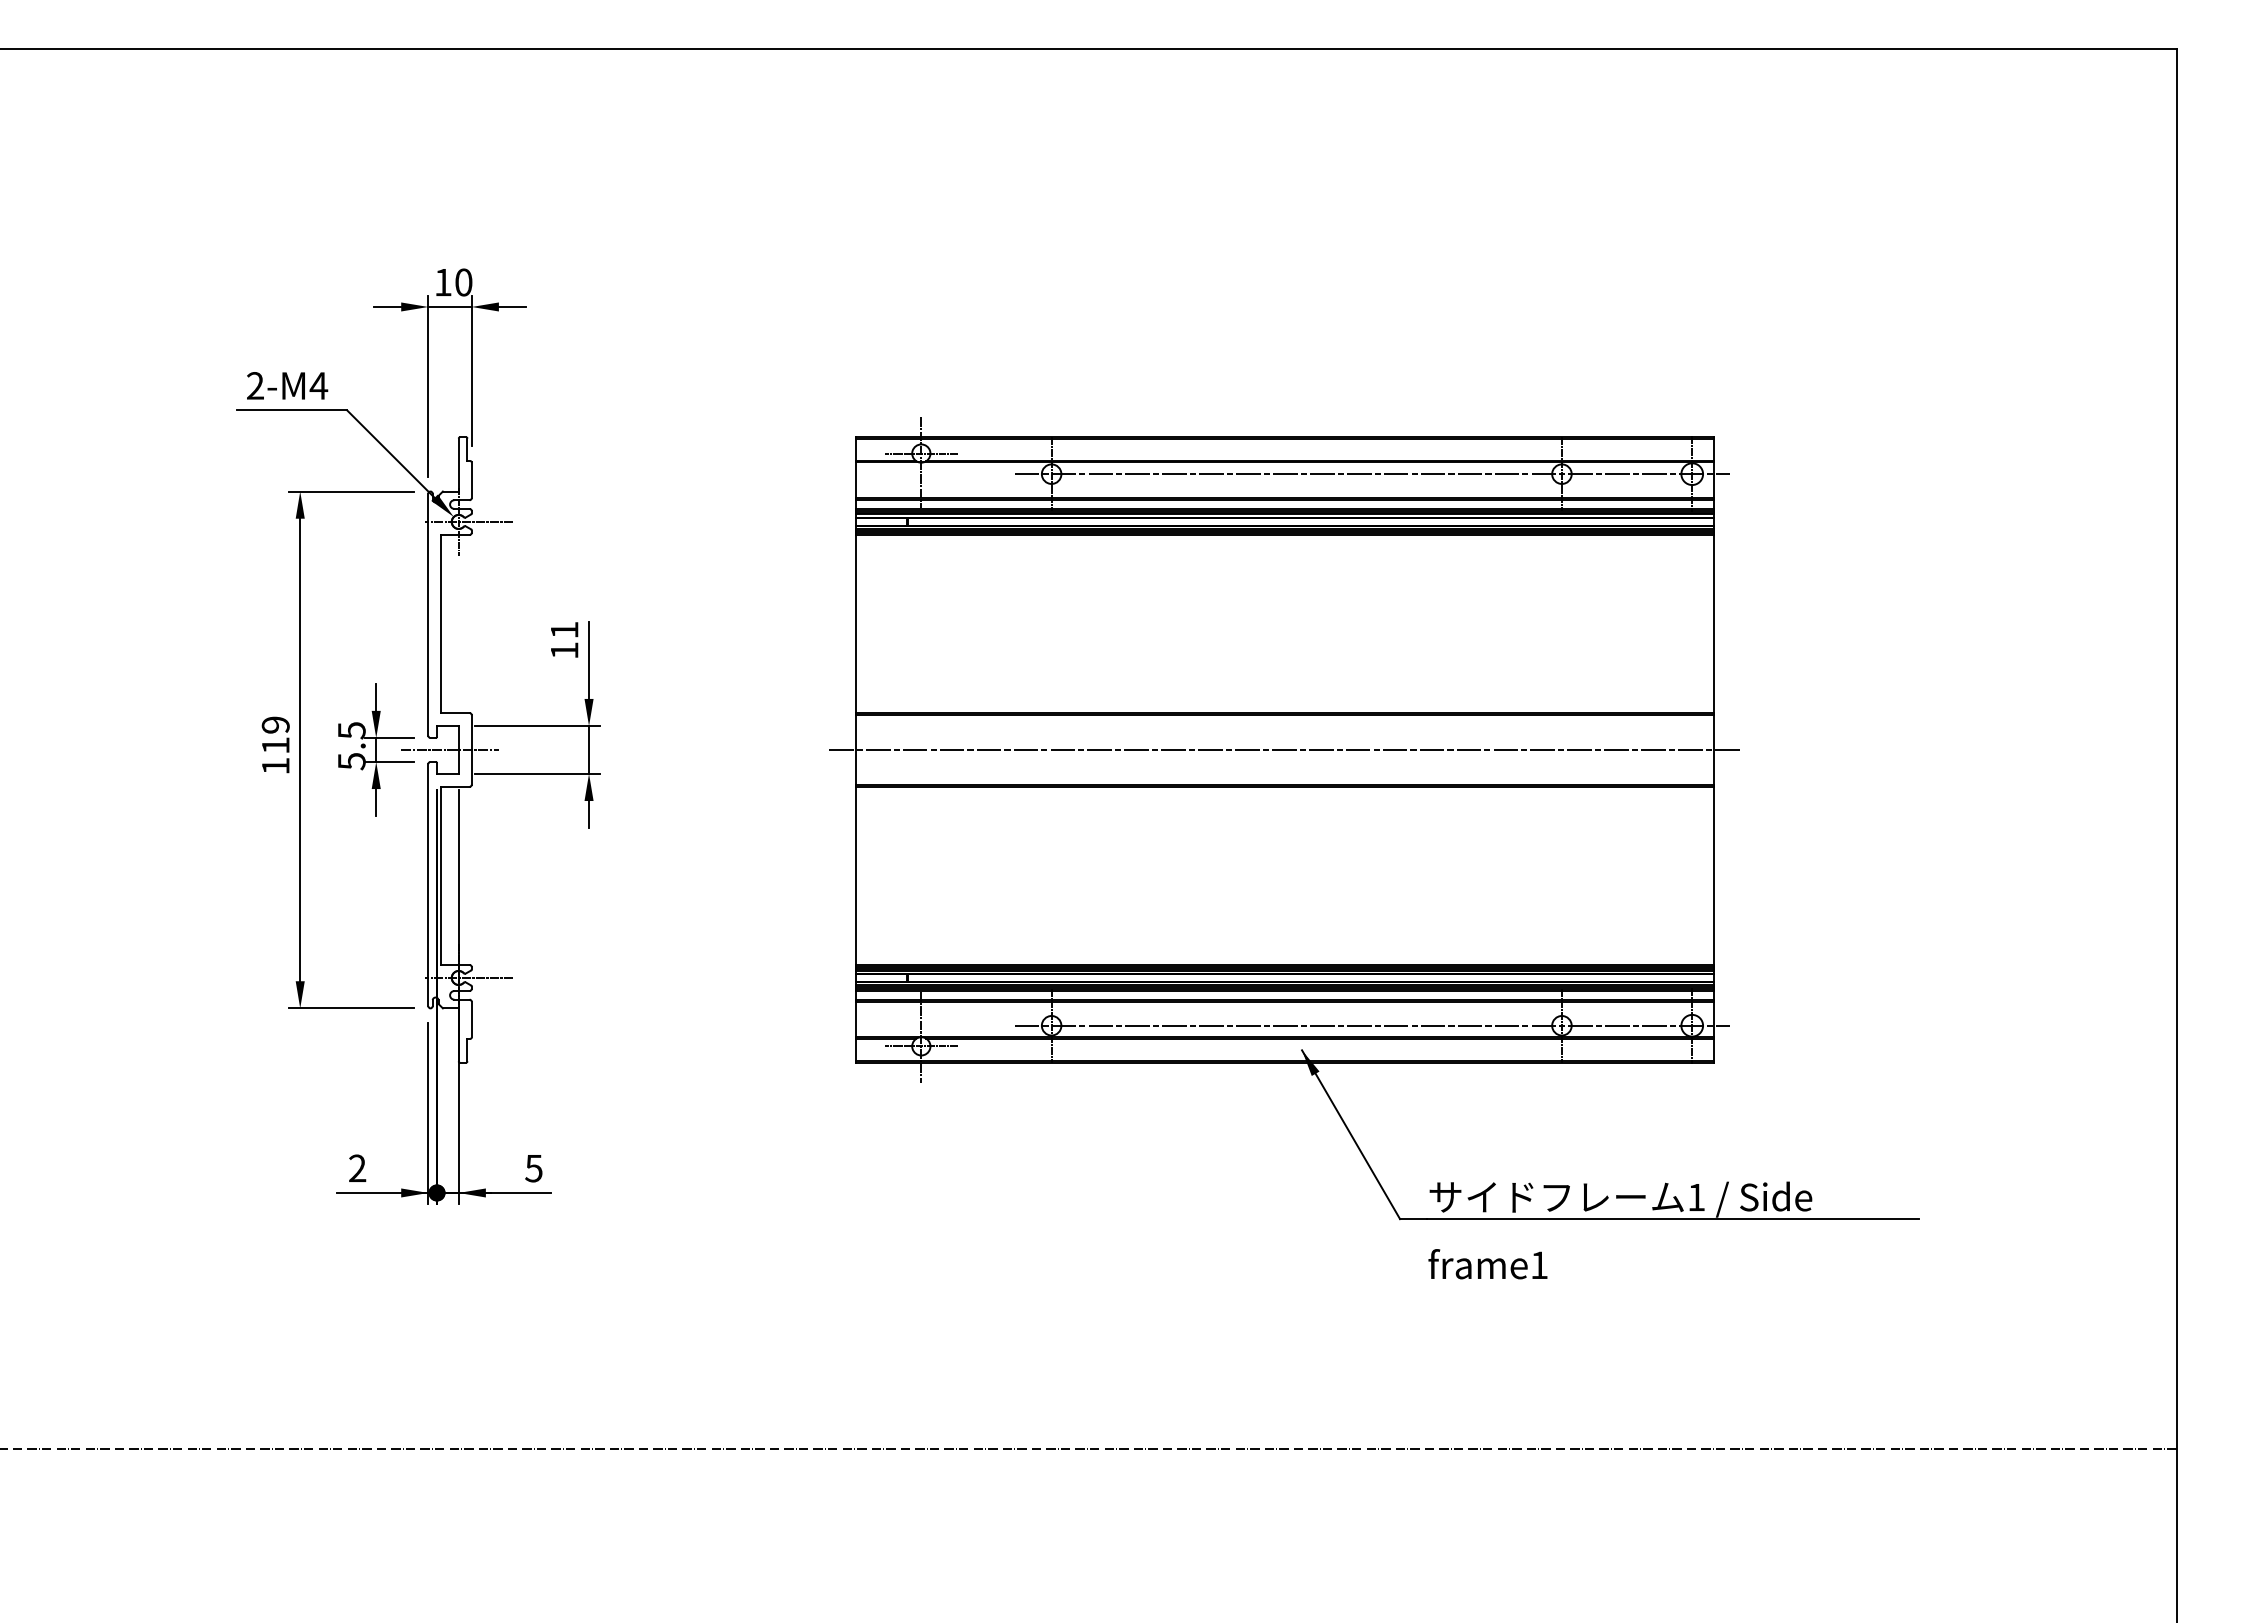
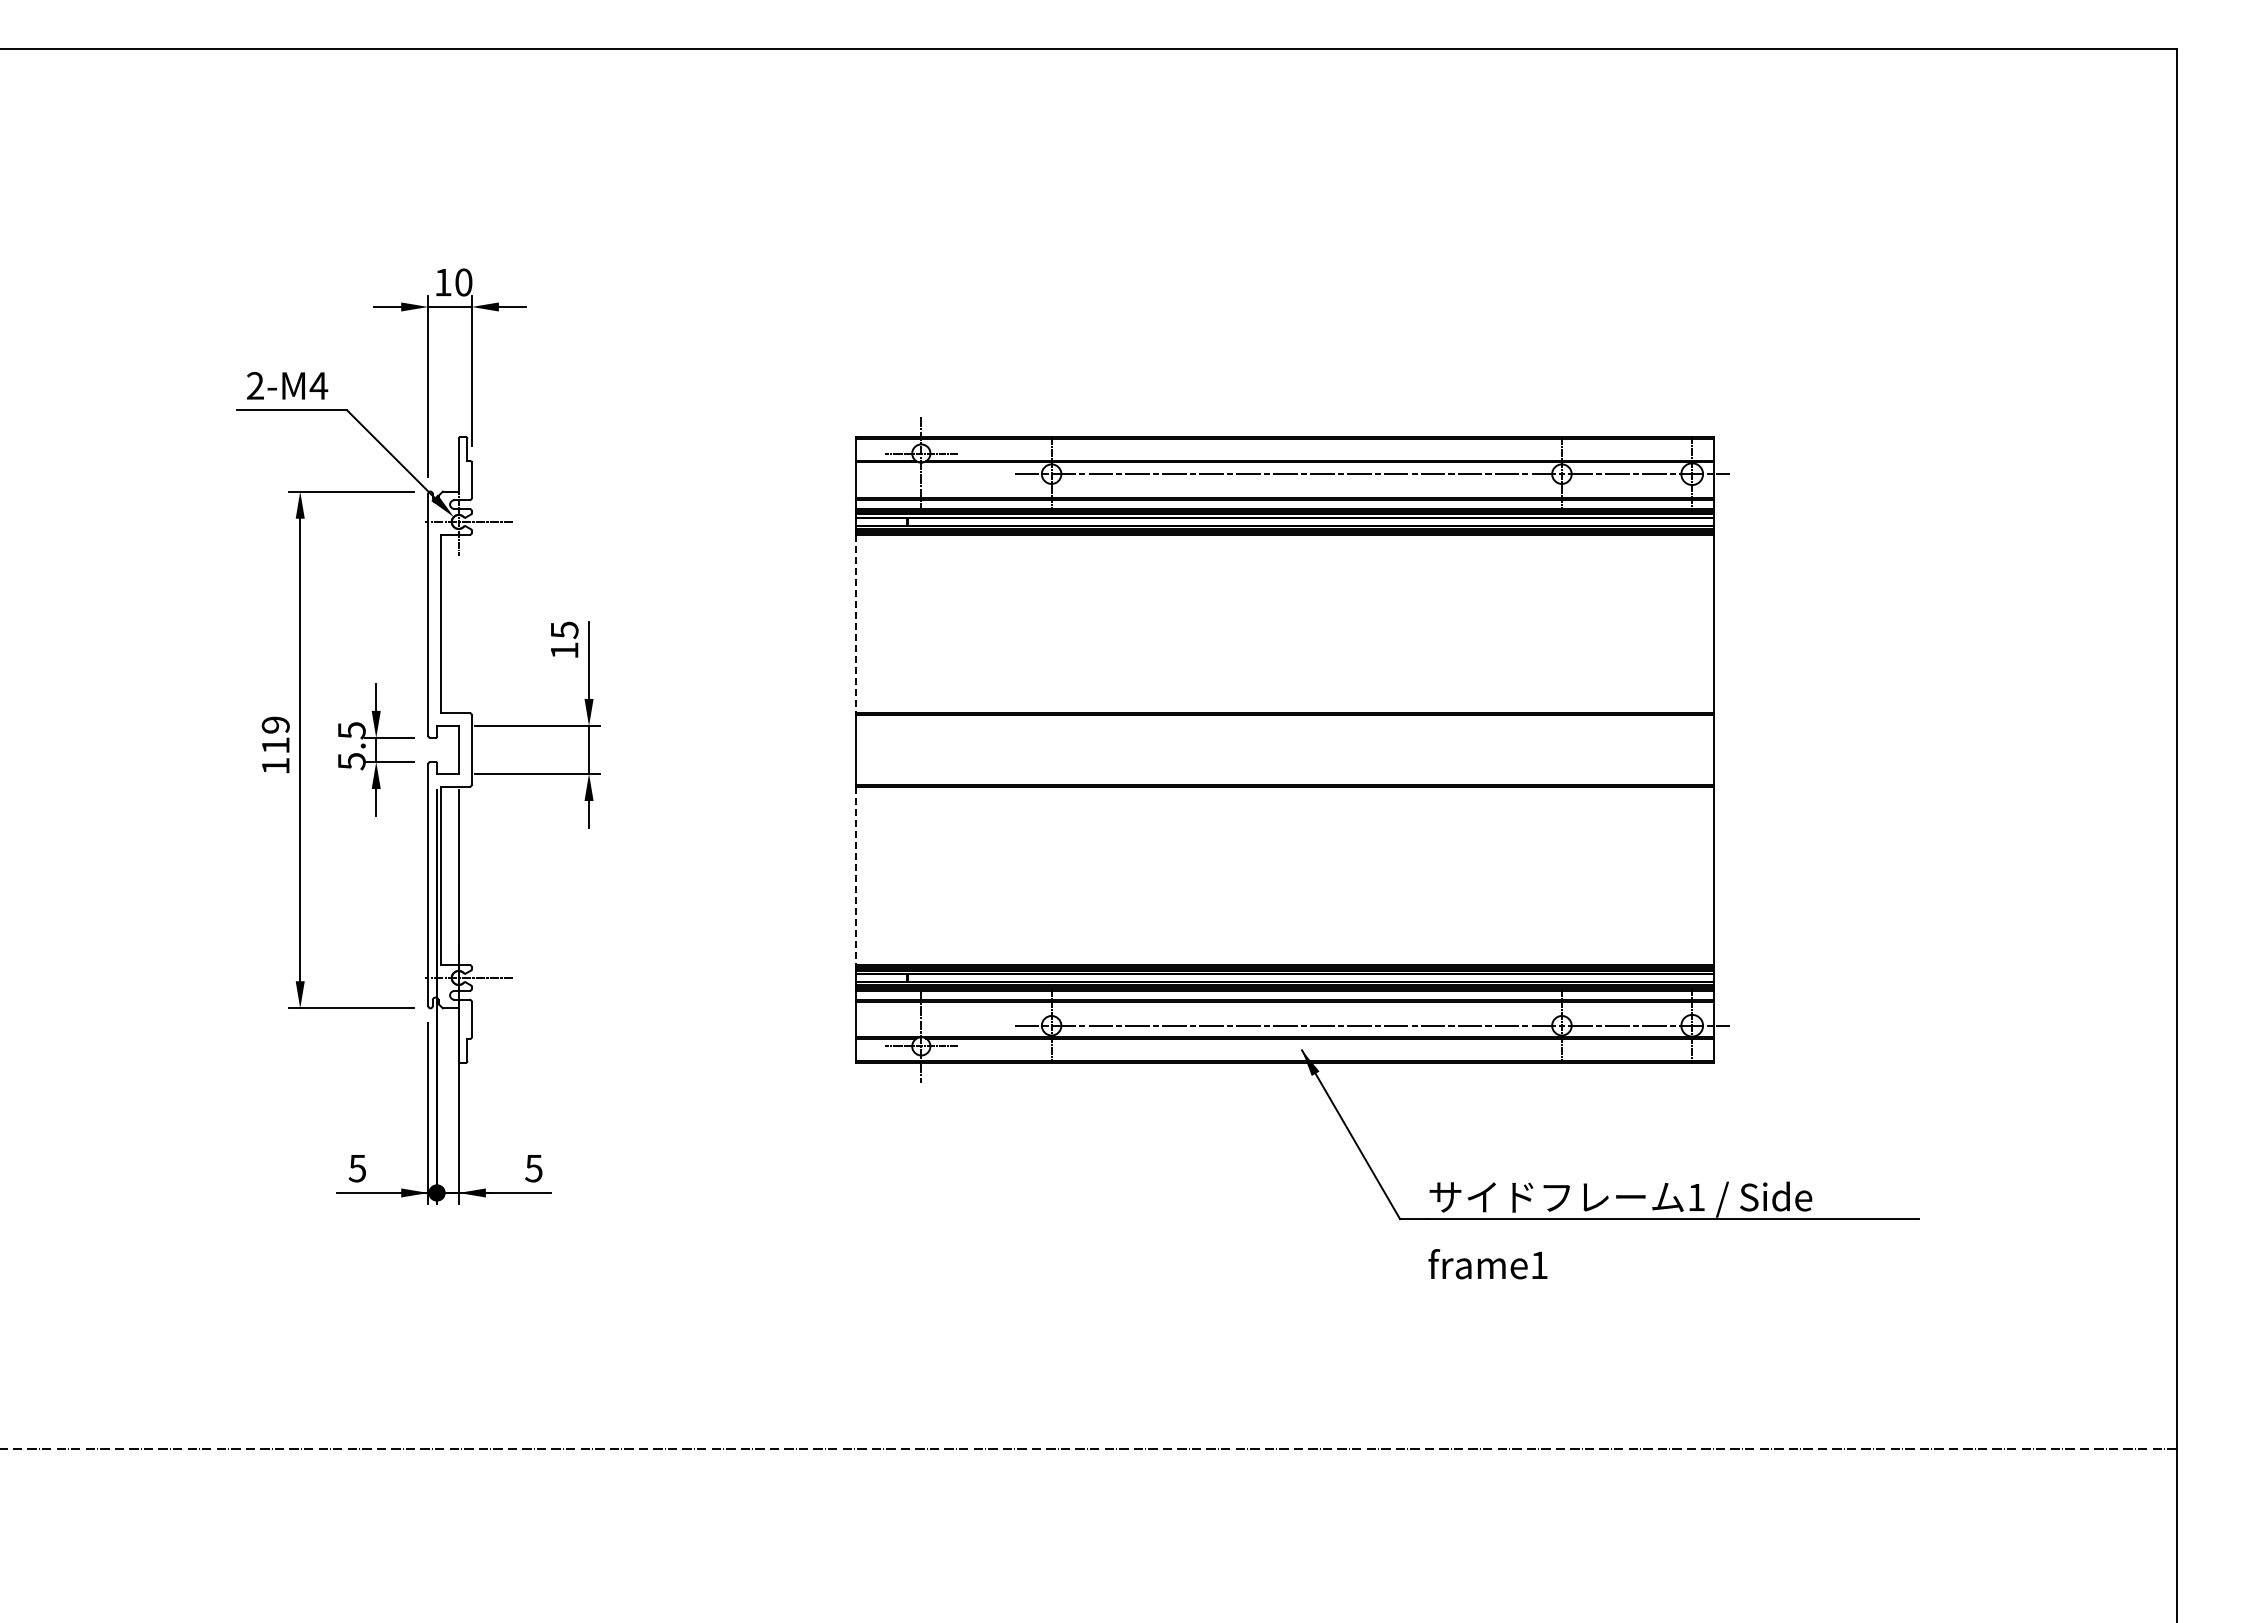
line: solid -> dashed (856, 624)
text: 11 -> 15 (564, 630)
line: present -> none (449, 749)
line: present -> none (1285, 749)
line: solid -> dashed (856, 876)
text: 2 -> 5 (357, 1168)
